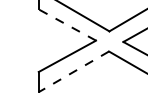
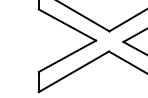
line: dashed -> solid (67, 25)
line: dashed -> solid (73, 71)
